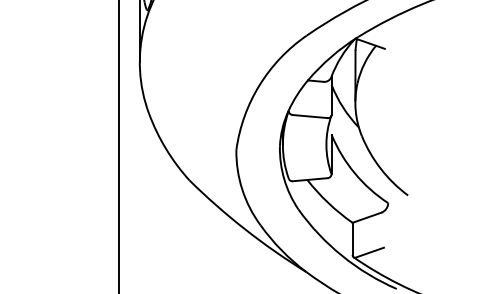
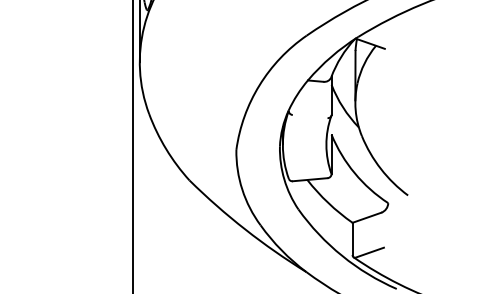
line: present -> none (309, 116)
line position: (119, 146) -> (133, 146) (133, 146)
